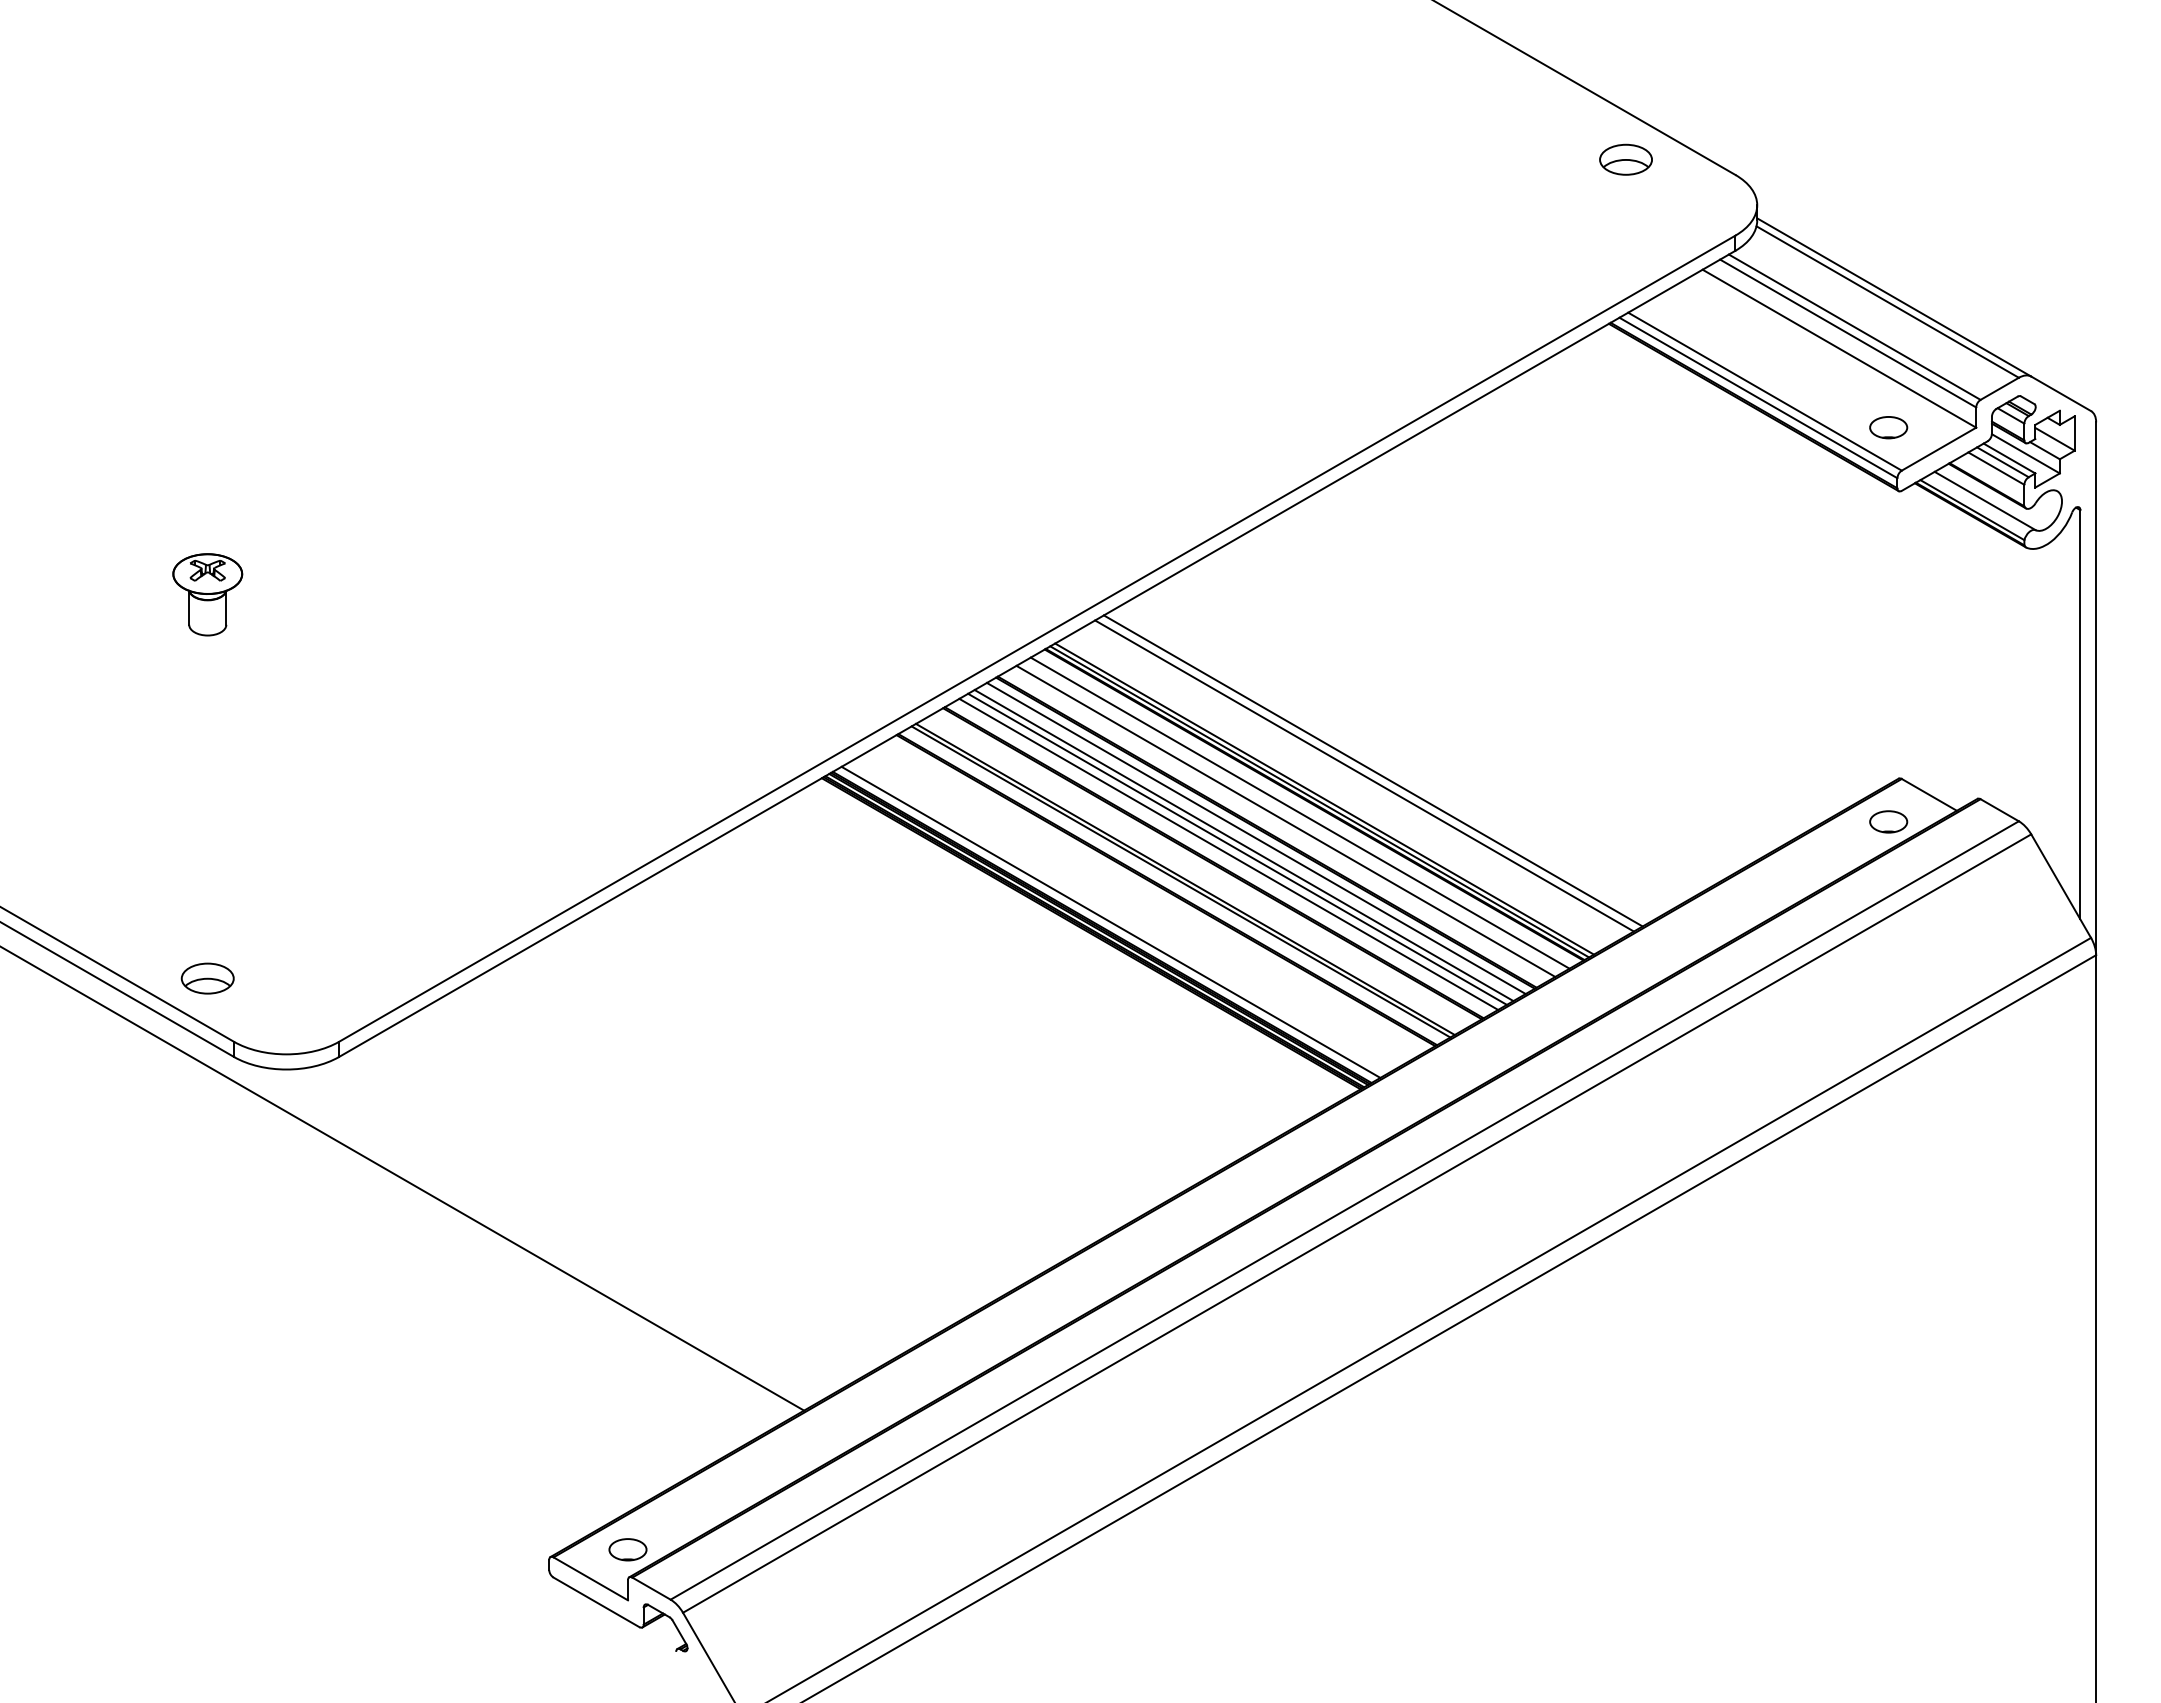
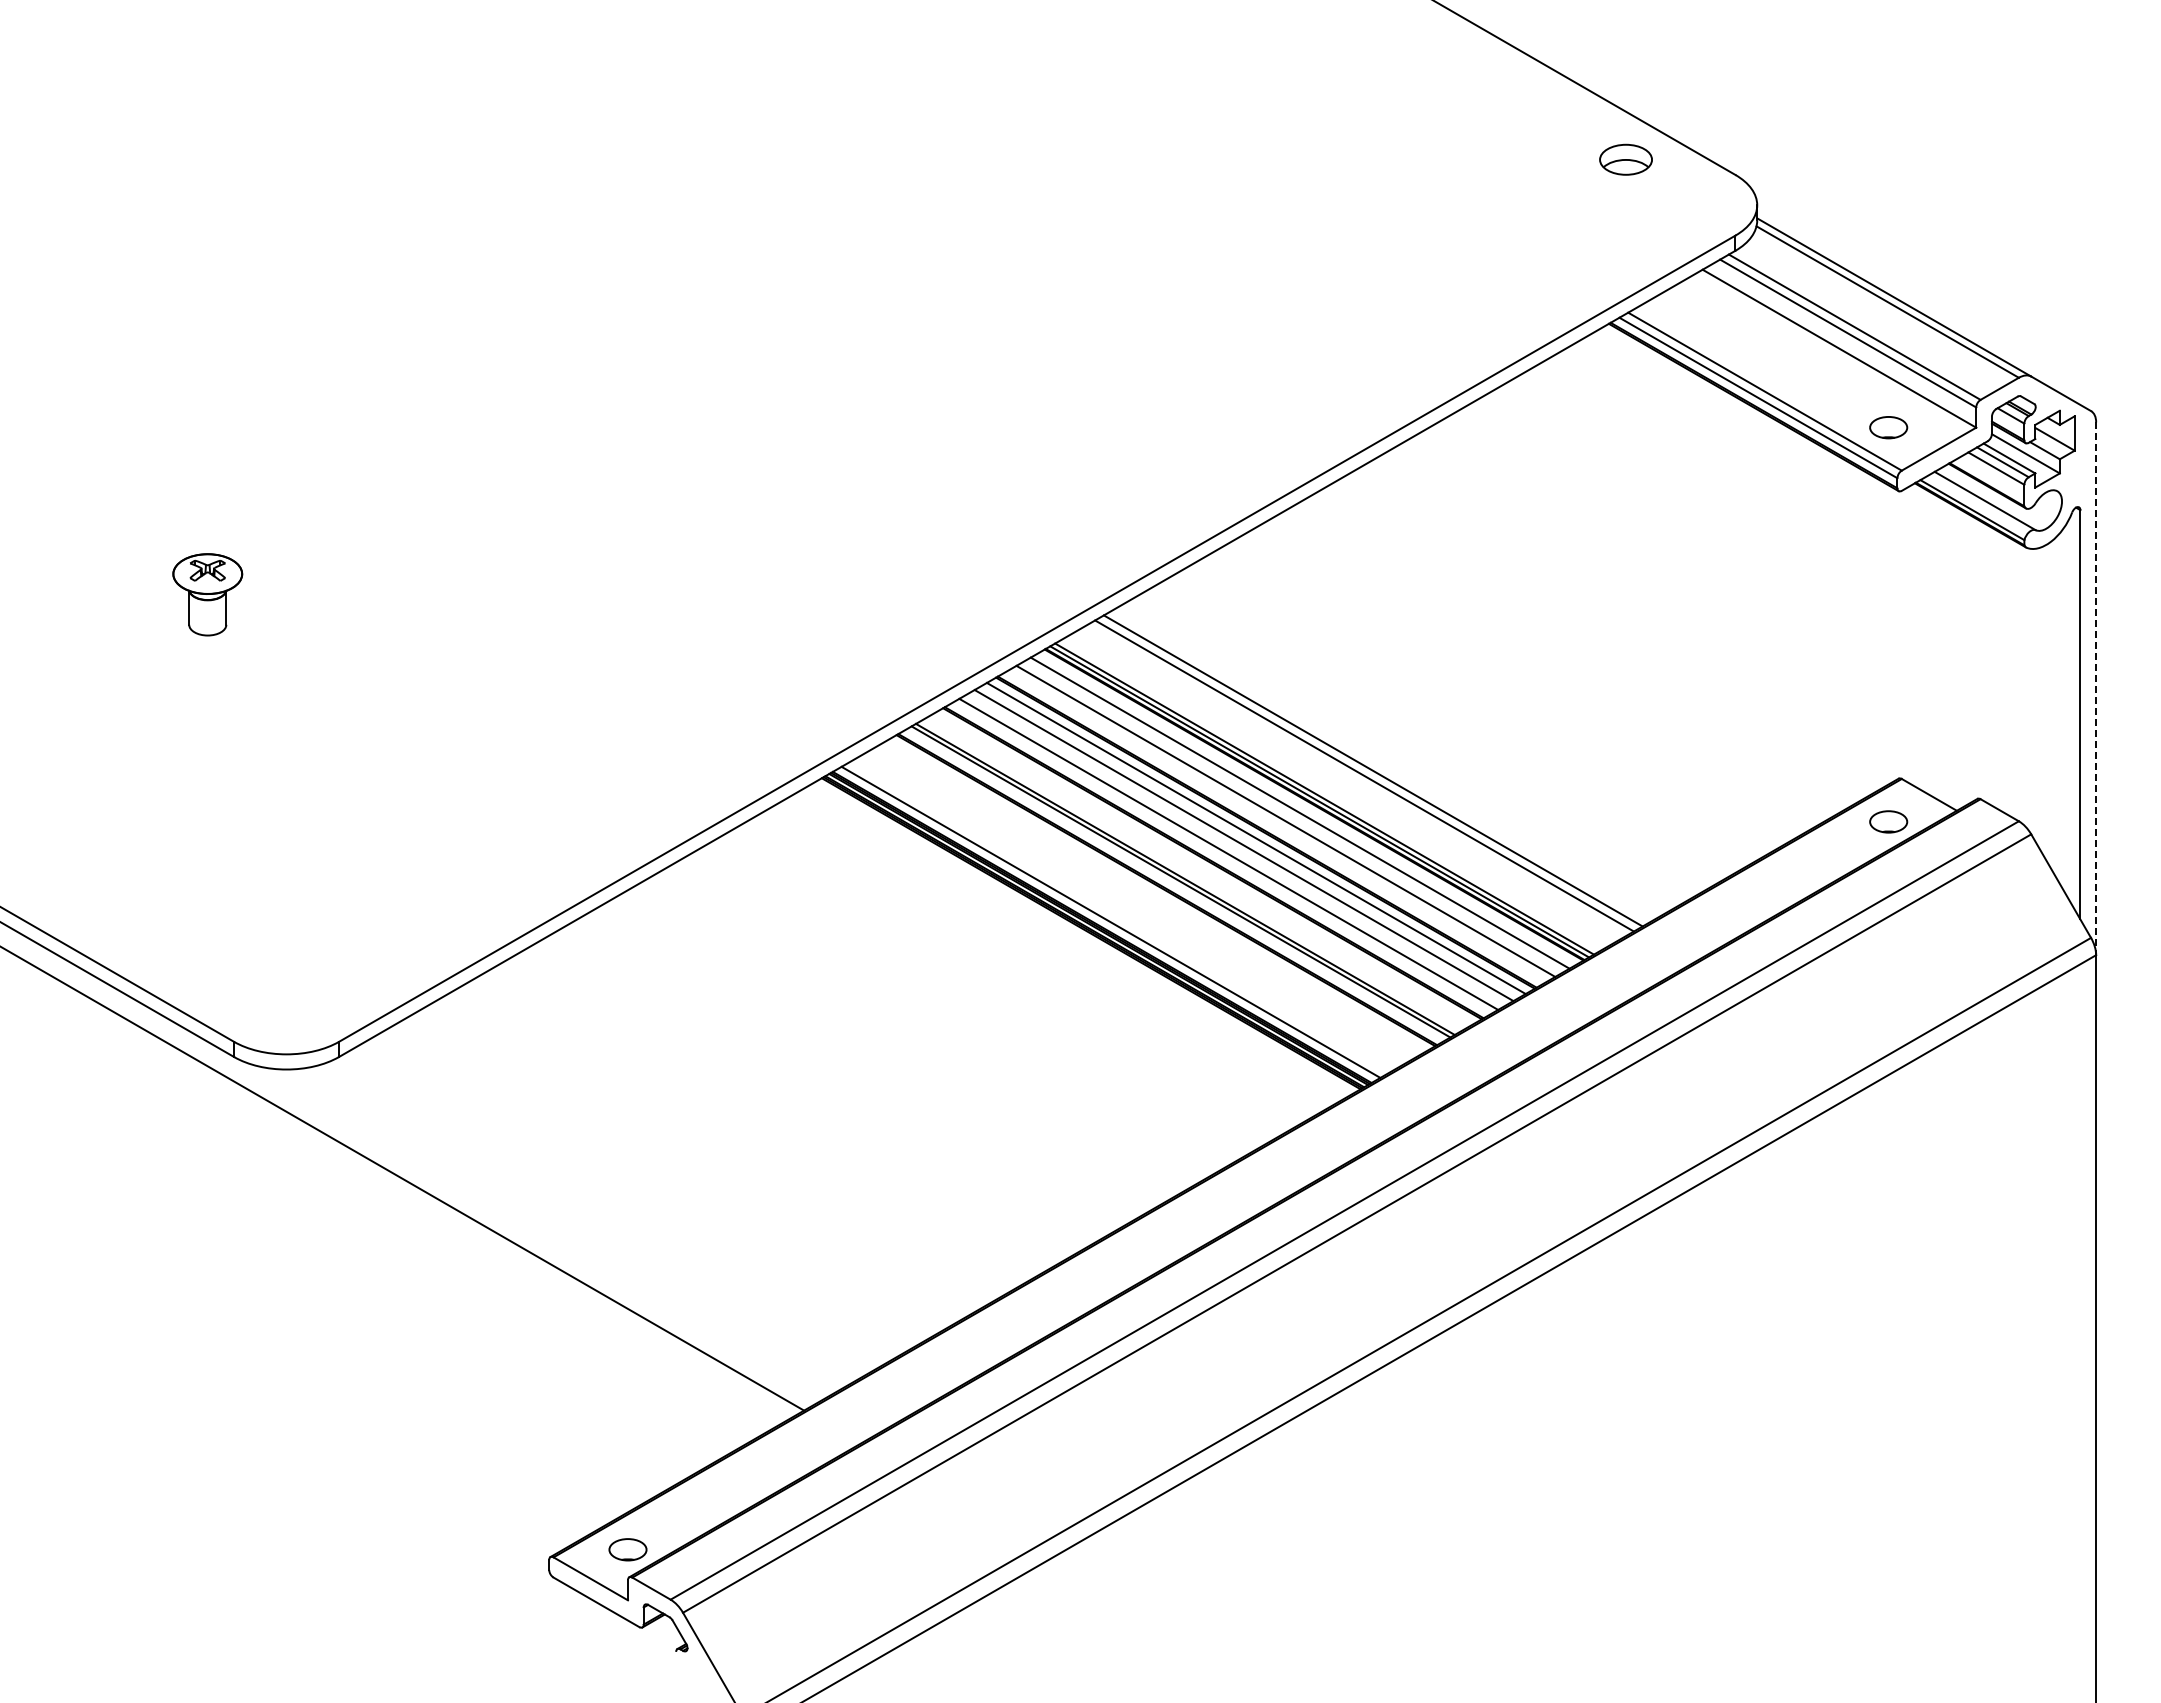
line: solid -> dashed (2096, 689)
line: present -> none (1237, 848)
part: present -> none (207, 978)
